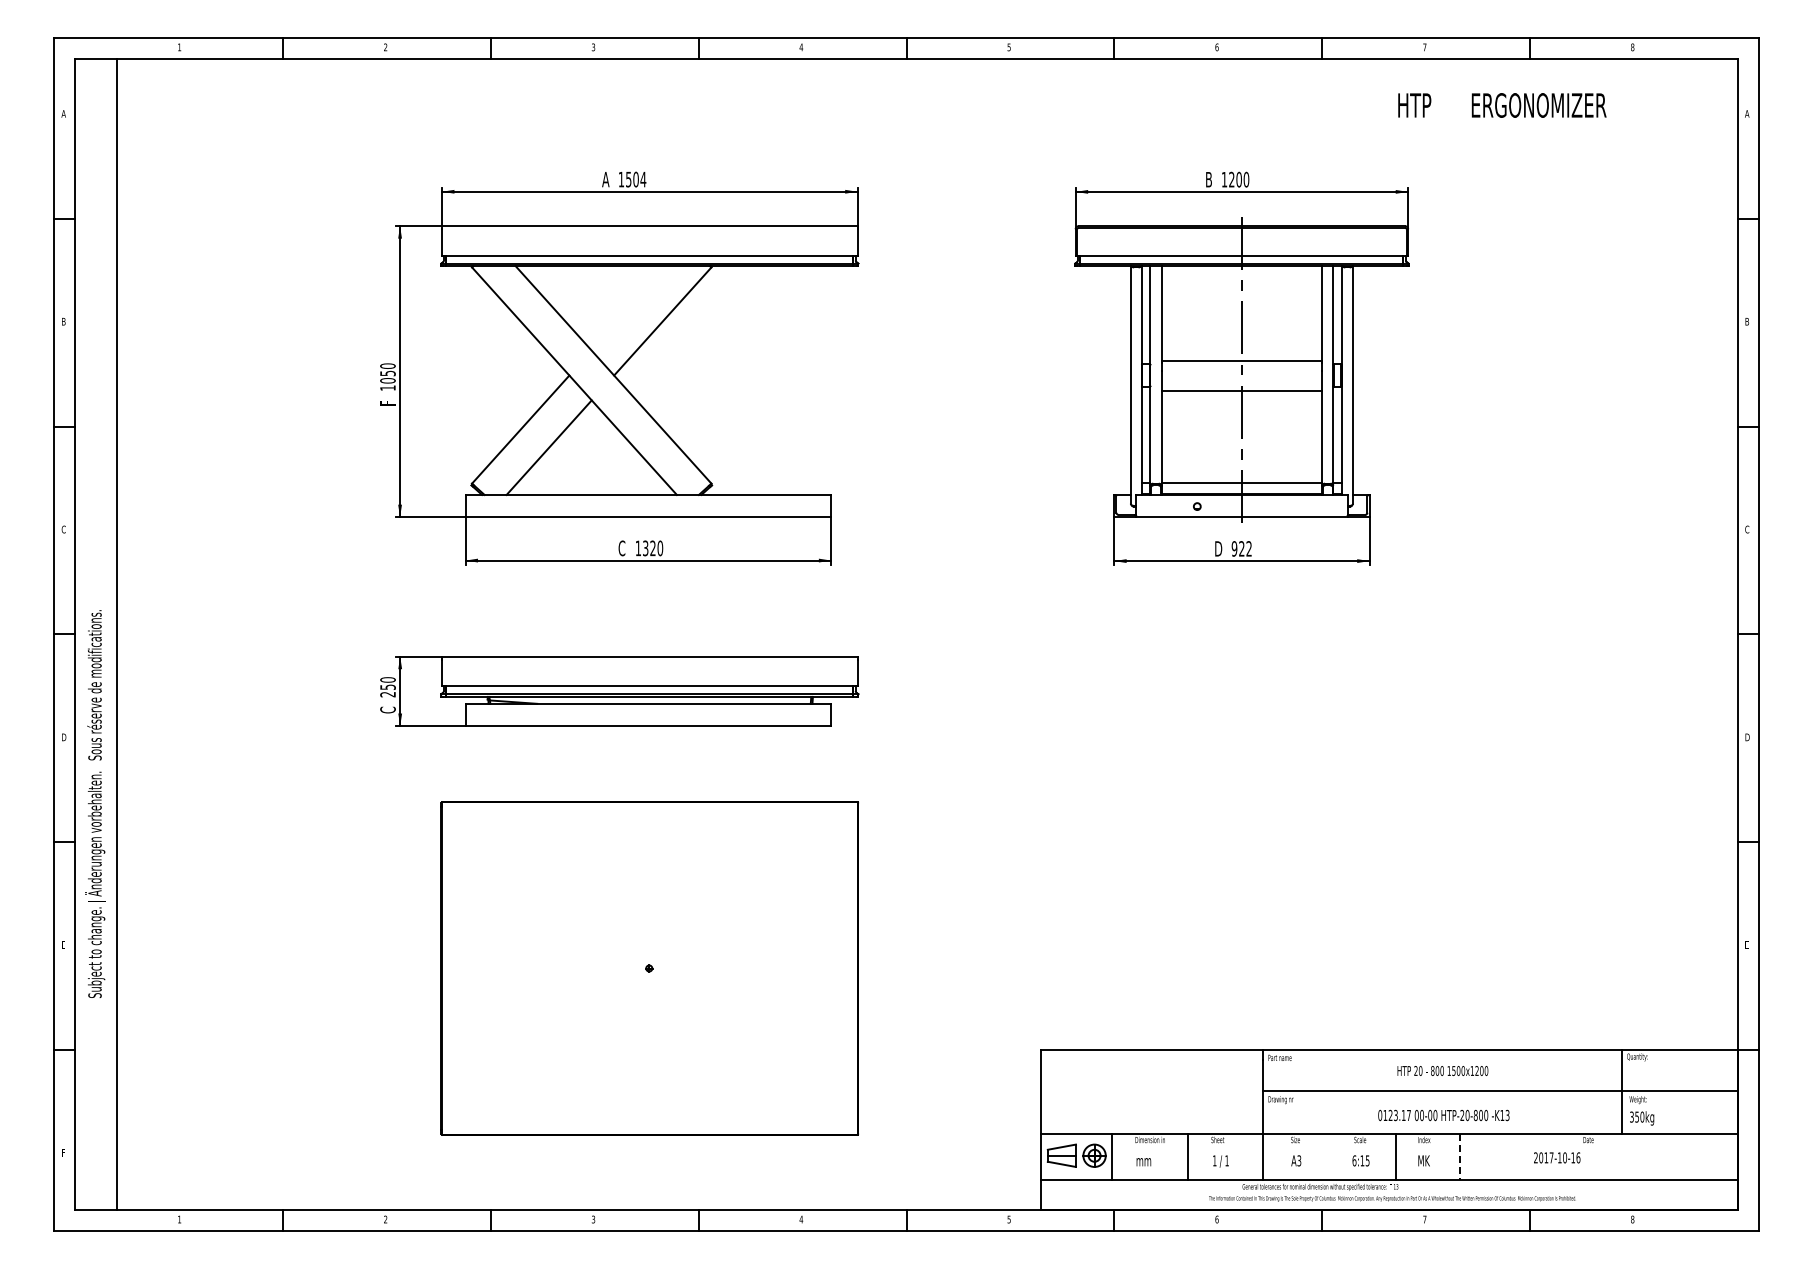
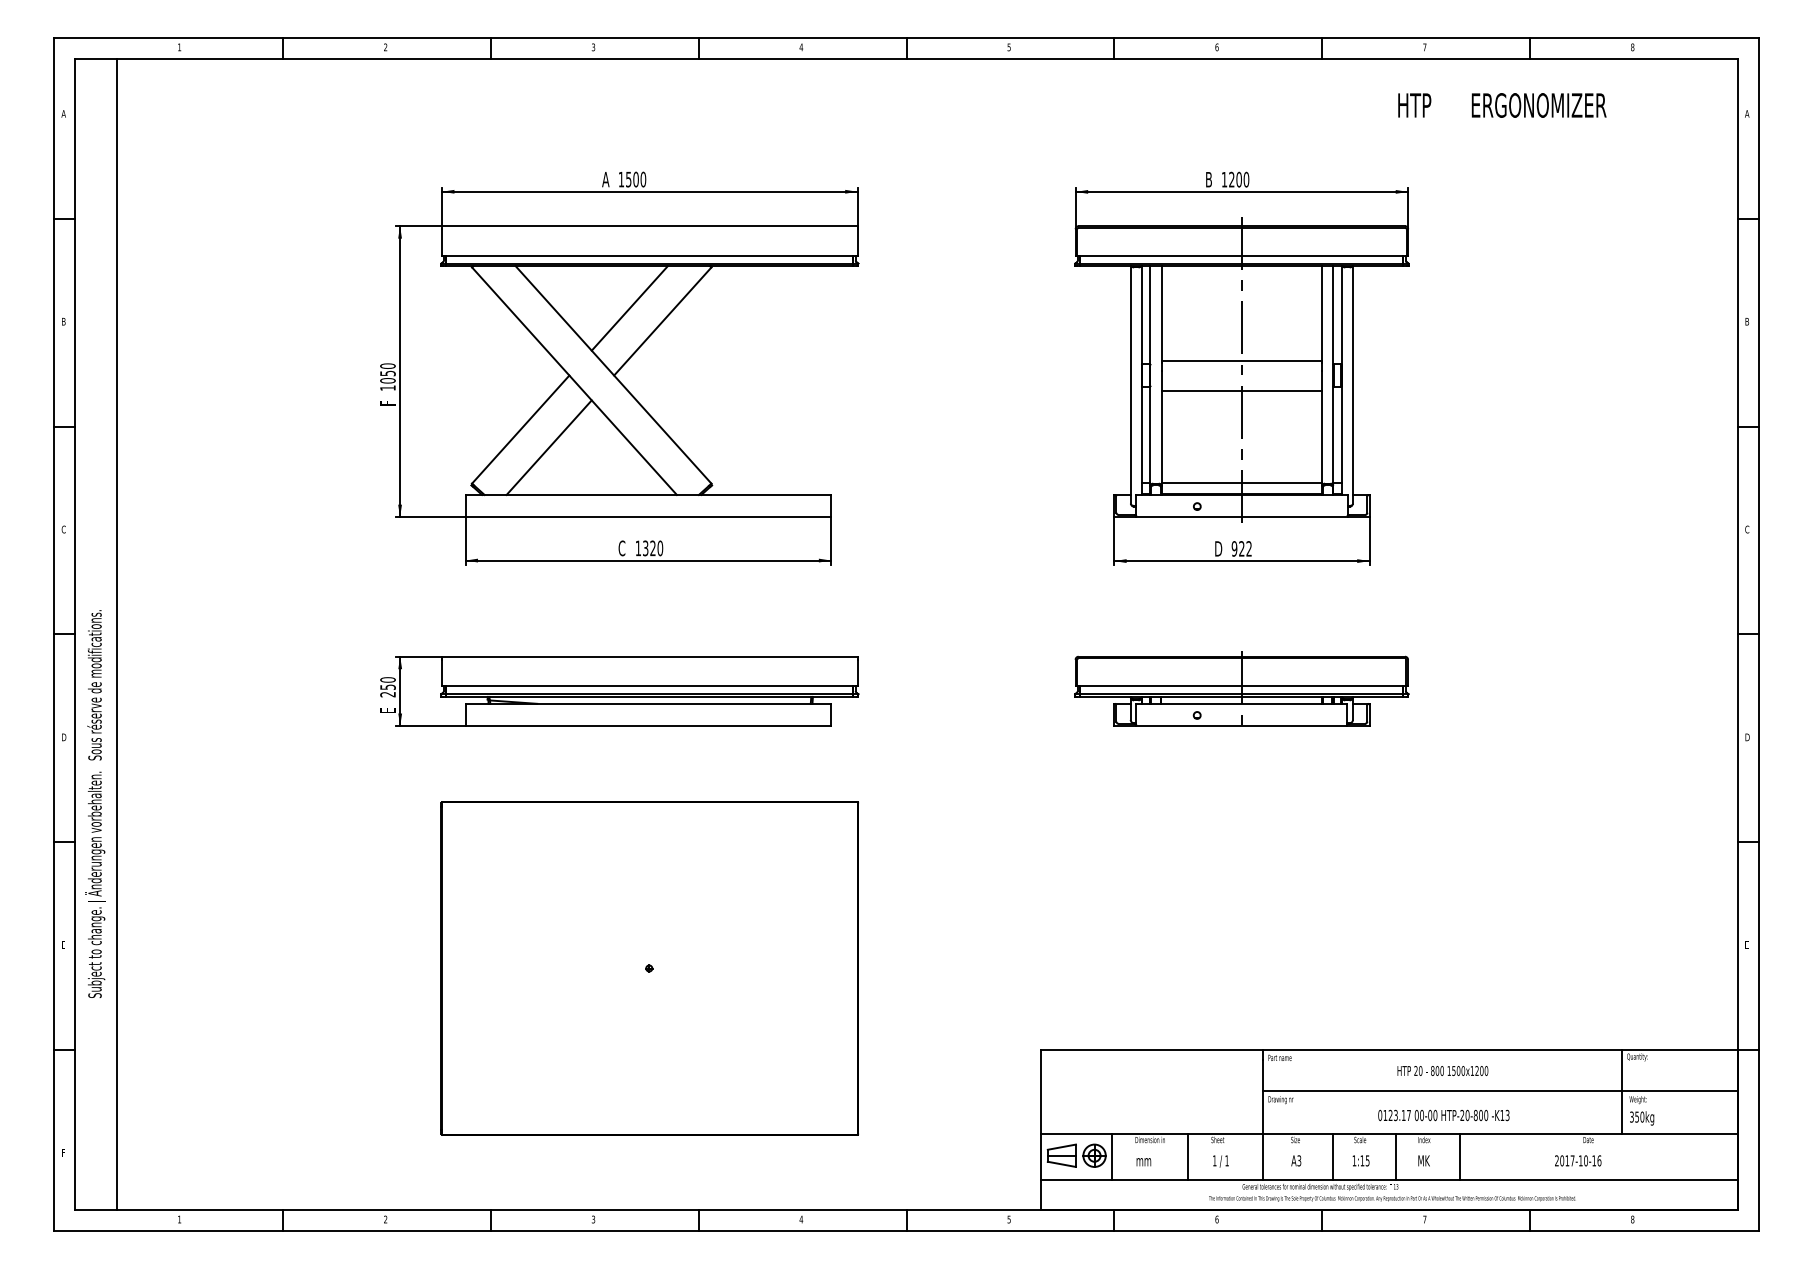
text: 1504 -> 1500 (643, 179)
line: none -> present (629, 308)
part: none -> present (1241, 688)
text: C -> E (387, 709)
line: none -> present (1332, 1157)
line: dashed -> solid (1459, 1157)
text position: (1557, 1157) -> (1578, 1160) (1578, 1160)
text: 6:15 -> 1:15 (1354, 1160)
